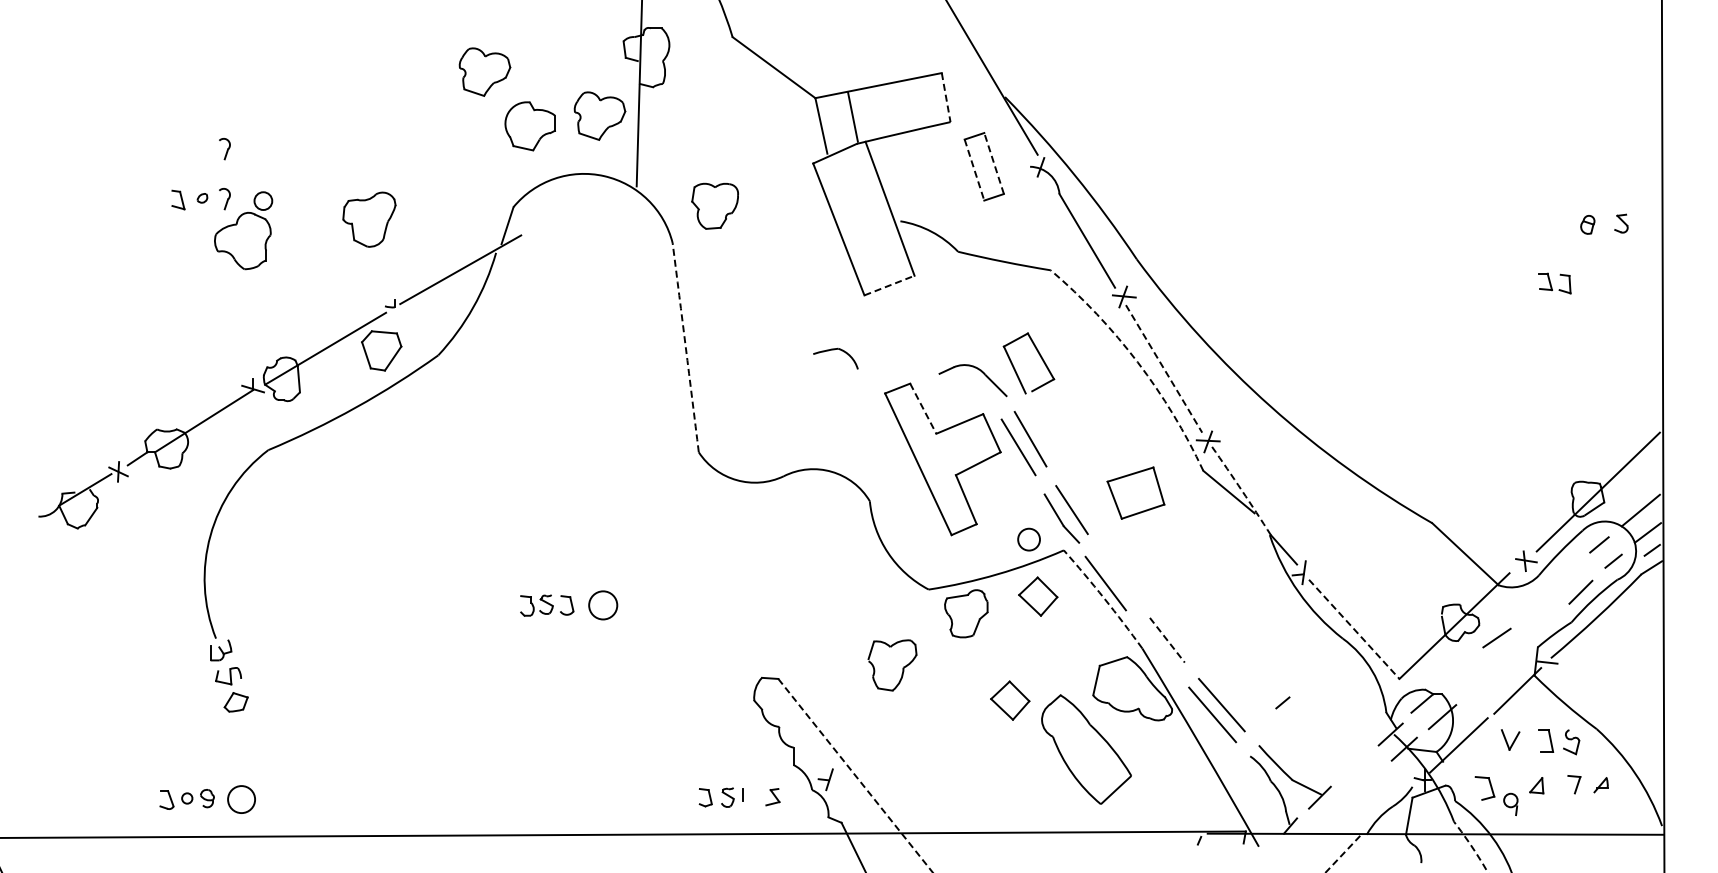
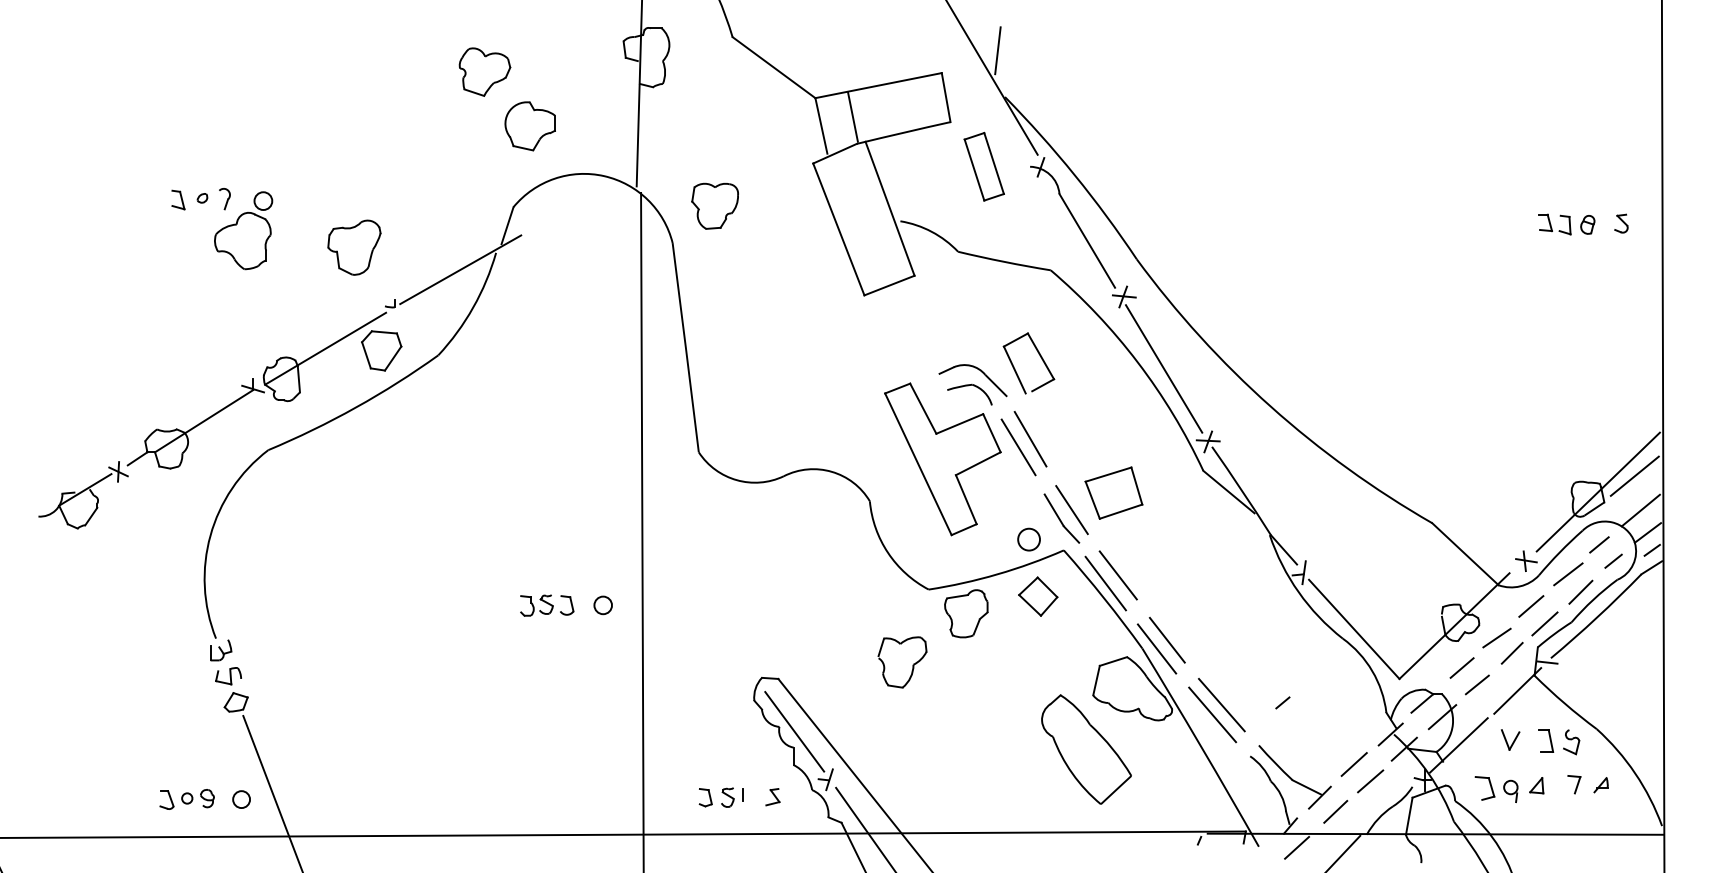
line: none -> present (997, 50)
line: dashed -> solid (946, 97)
part: present -> none (599, 115)
part: present -> none (224, 149)
line: dashed -> solid (993, 163)
line: dashed -> solid (974, 170)
part position: (369, 219) -> (354, 247) (354, 247)
part position: (1554, 283) -> (1554, 224) (1554, 224)
line: dashed -> solid (889, 285)
arc: dashed -> solid (685, 347)
part position: (834, 350) -> (968, 386) (968, 386)
arc: dashed -> solid (1137, 362)
line: dashed -> solid (1164, 369)
line: dashed -> solid (923, 409)
line: none -> present (1634, 475)
arc: dashed -> solid (1241, 490)
part position: (1135, 492) -> (1113, 492) (1113, 492)
line: none -> present (642, 530)
line: none -> present (1568, 574)
line: none -> present (1117, 575)
arc: dashed -> solid (1104, 598)
circle diameter: 28 px -> 18 px (603, 605)
line: none -> present (1531, 606)
line: none -> present (1544, 623)
line: dashed -> solid (1354, 629)
line: dashed -> solid (1167, 640)
line: none -> present (1156, 648)
line: none -> present (1511, 652)
part position: (892, 665) -> (902, 662) (902, 662)
line: none -> present (1461, 667)
line: none -> present (1476, 684)
part: present -> none (1010, 700)
line: none -> present (794, 731)
line: none -> present (1353, 764)
line: dashed -> solid (856, 776)
line: none -> present (1370, 781)
line: none -> present (272, 792)
circle diameter: 27 px -> 17 px (241, 799)
part position: (1510, 803) -> (1510, 790) (1510, 790)
line: none -> present (1335, 811)
line: none -> present (864, 828)
arc: dashed -> solid (1471, 846)
line: none -> present (1297, 847)
line: dashed -> solid (1342, 854)
